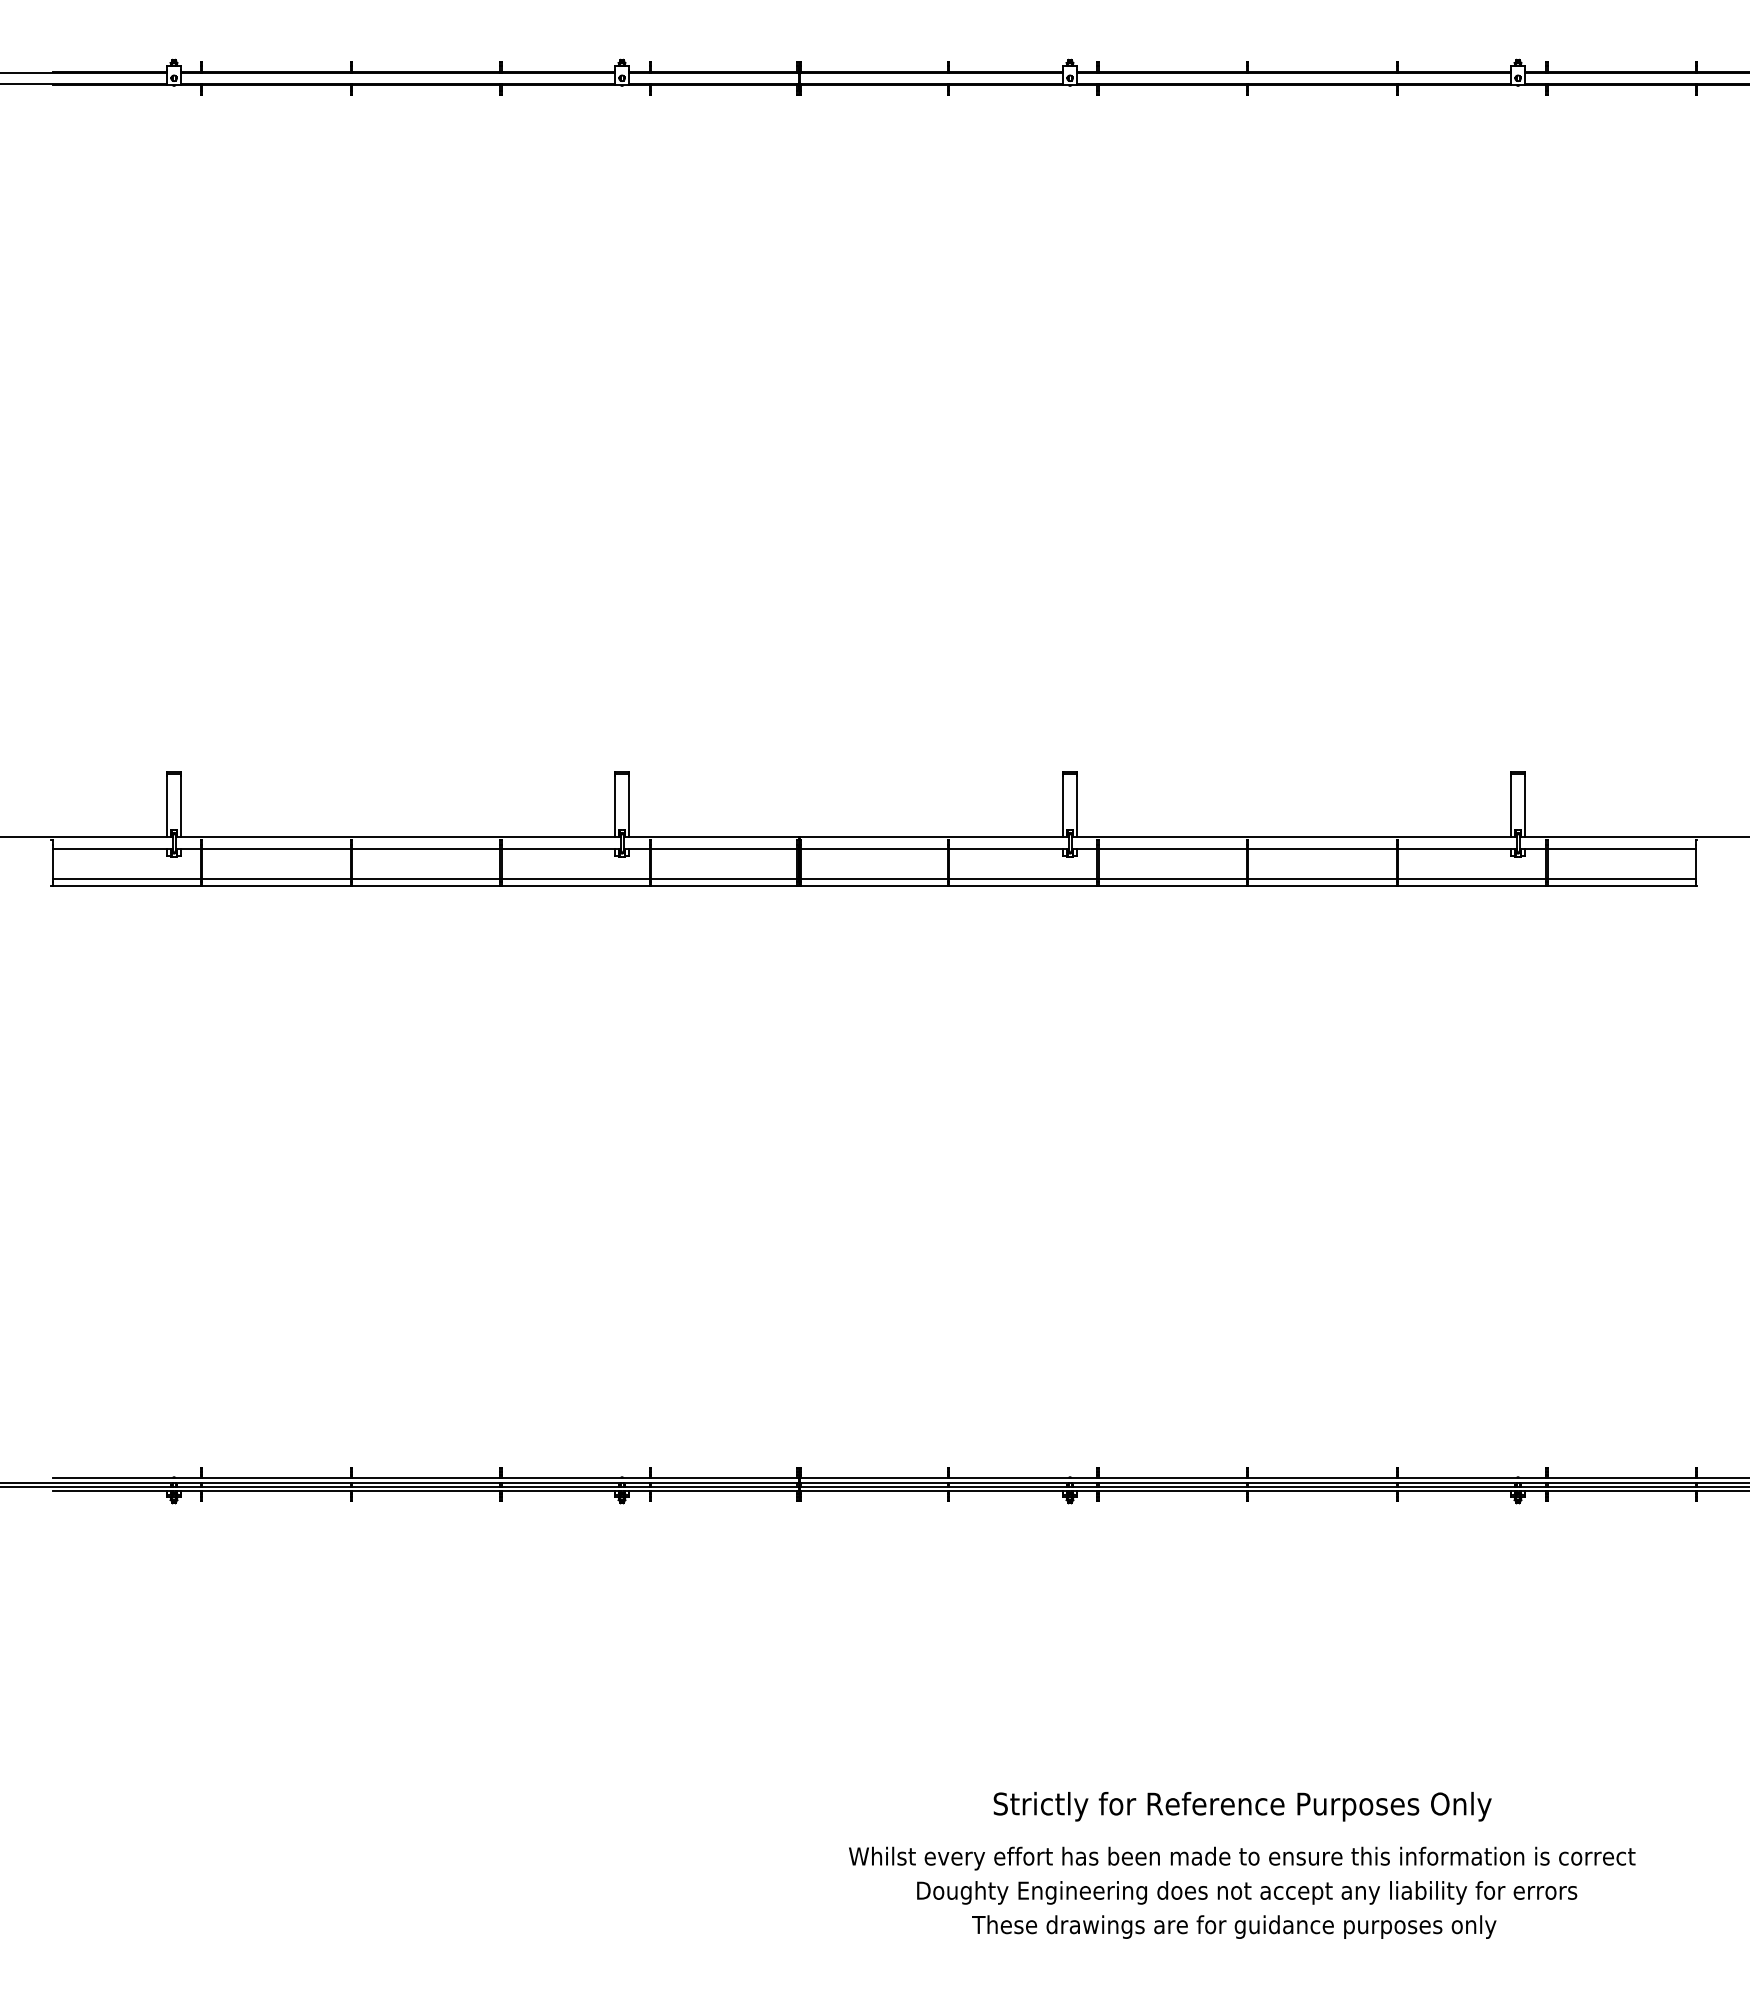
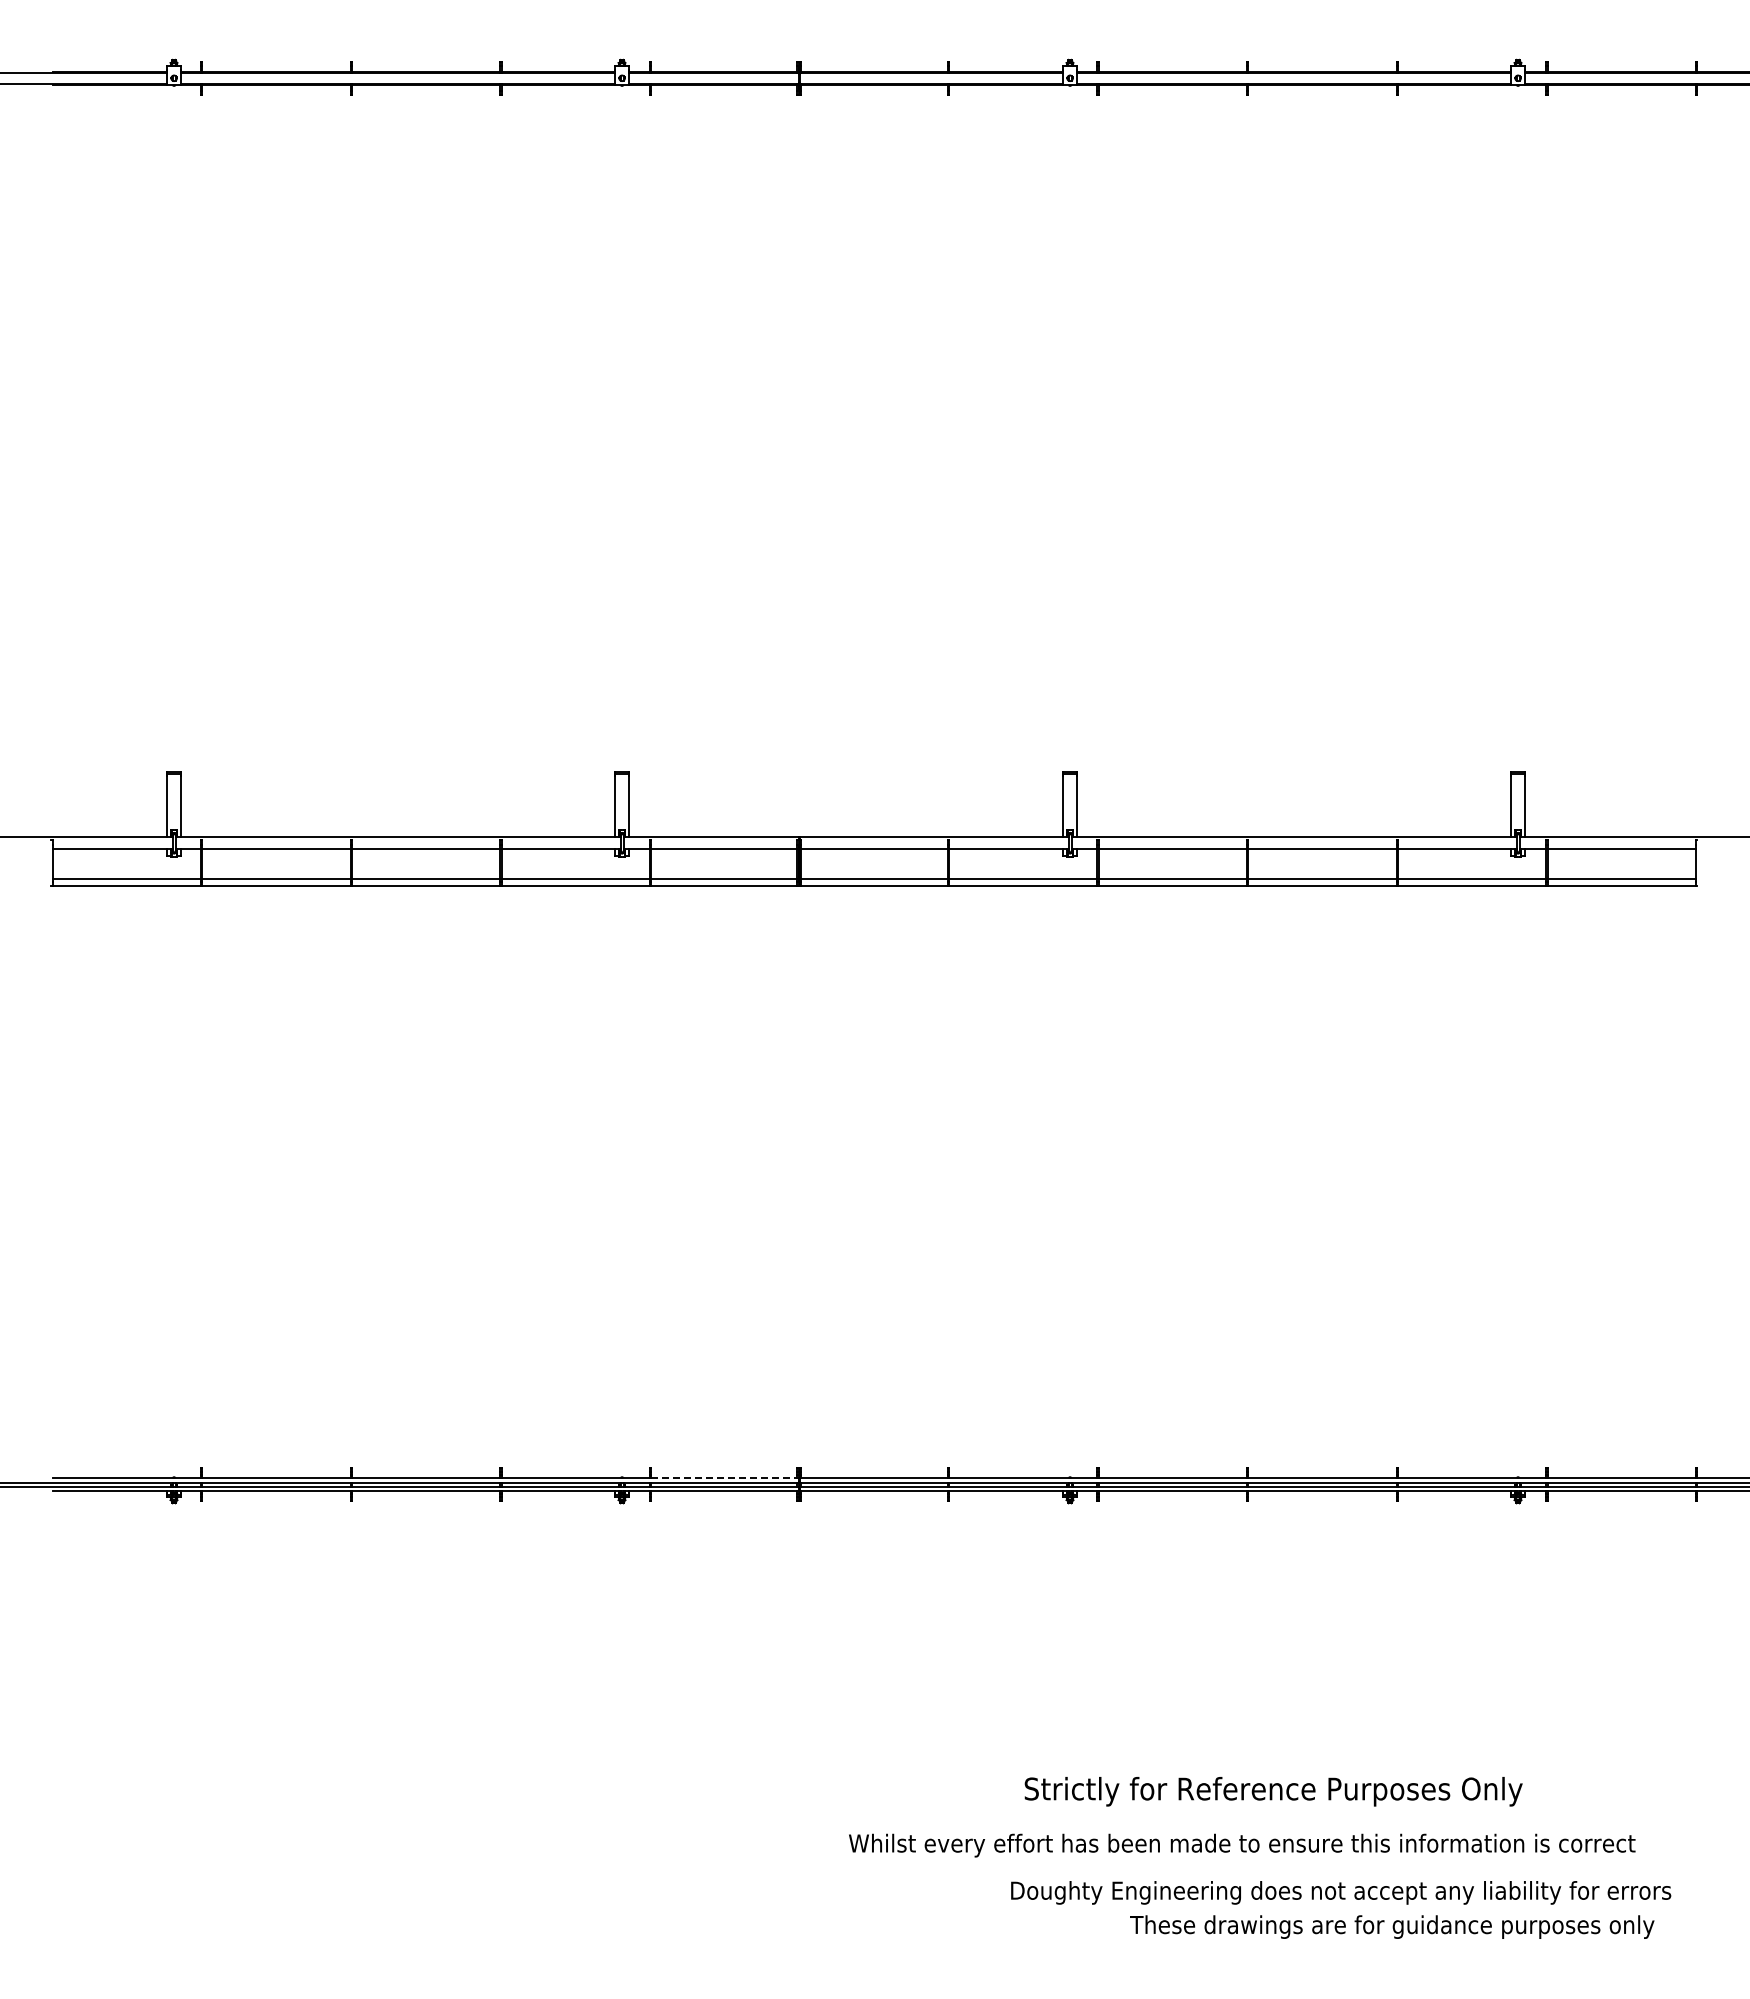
line: solid -> dashed (724, 1478)
text position: (1242, 1806) -> (1273, 1791) (1273, 1791)
text position: (1242, 1858) -> (1242, 1845) (1242, 1845)
text position: (1247, 1892) -> (1341, 1892) (1341, 1892)
text position: (1234, 1926) -> (1392, 1926) (1392, 1926)
